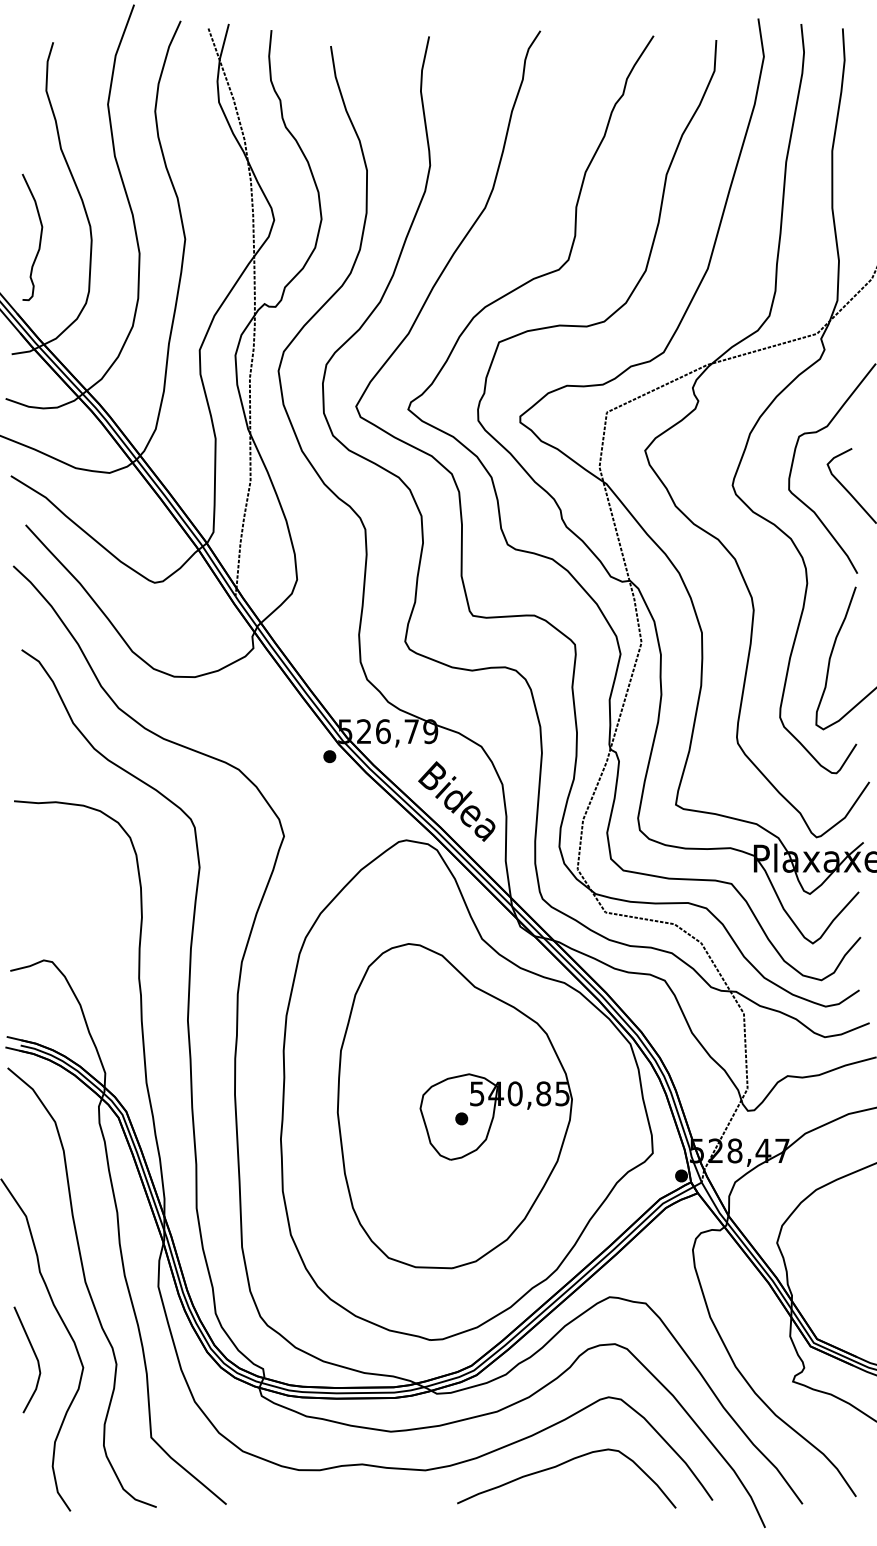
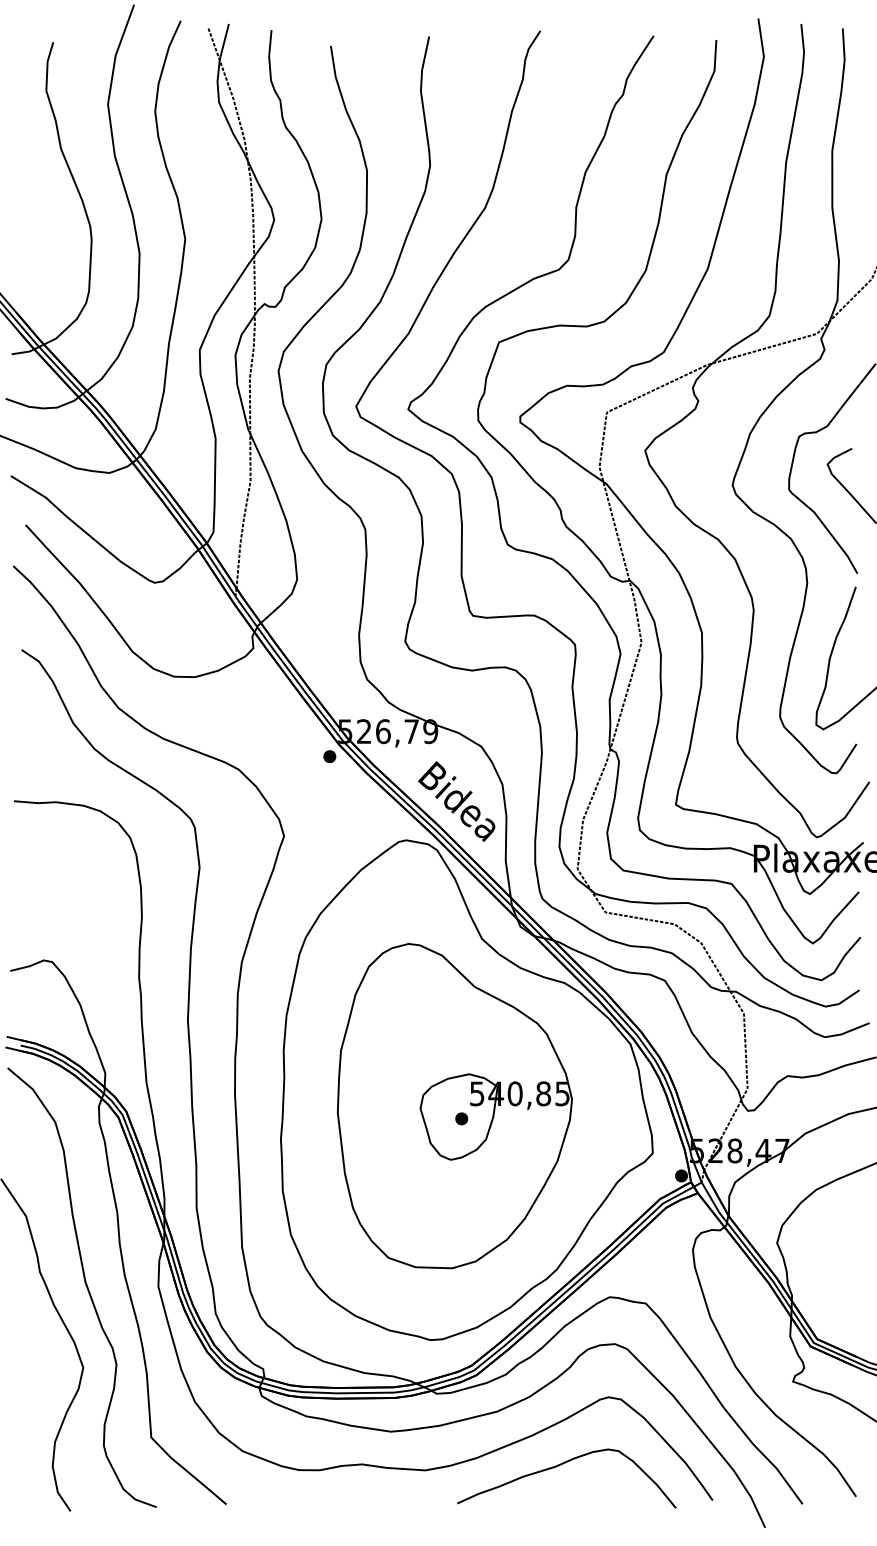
curve: present -> none (39, 238)
line: present -> none (34, 1355)
